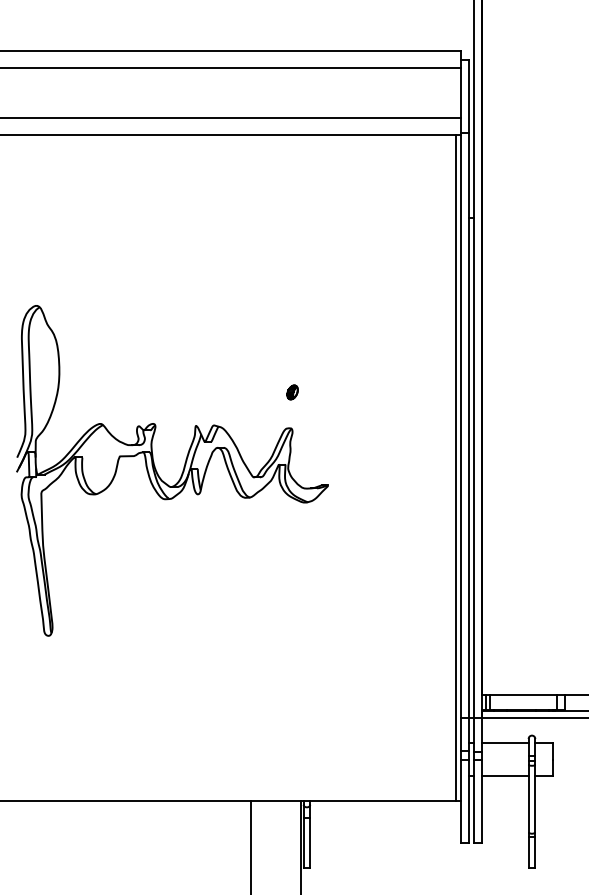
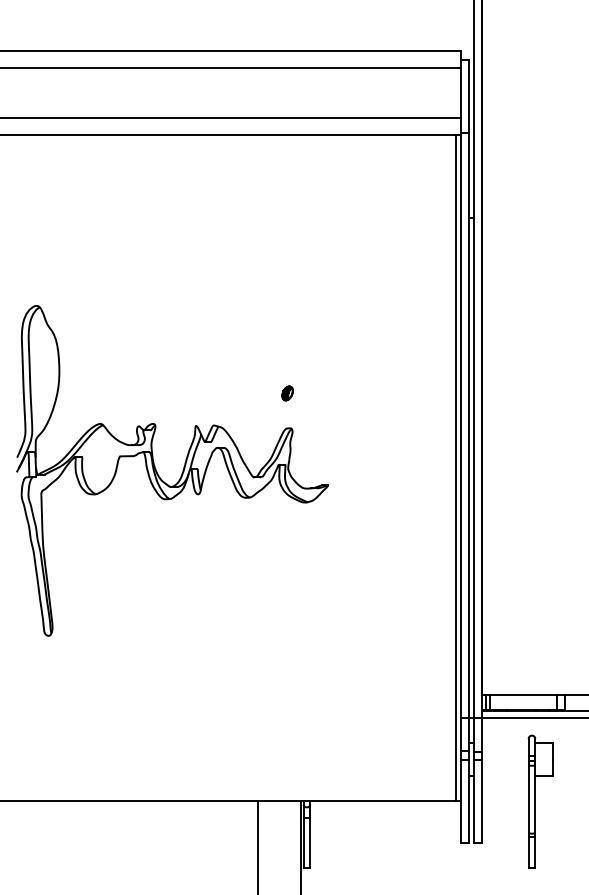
part position: (292, 392) -> (287, 393) (287, 393)
line: present -> none (504, 743)
line: present -> none (504, 776)
line position: (251, 846) -> (258, 846) (258, 846)
